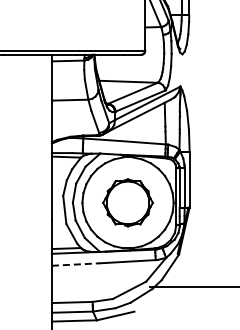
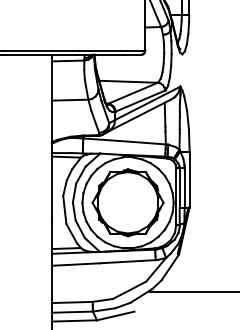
part size: 52x50 px -> 74x70 px (127, 202)
line: dashed -> solid (75, 264)
line position: (192, 287) -> (192, 292) (192, 292)
